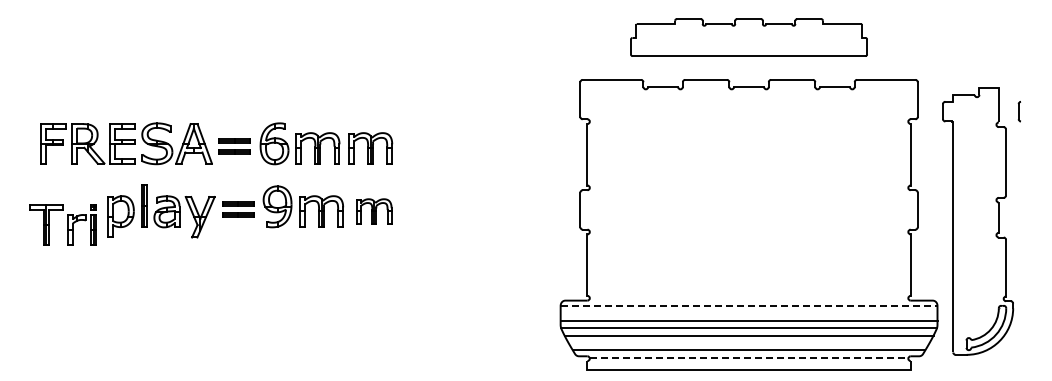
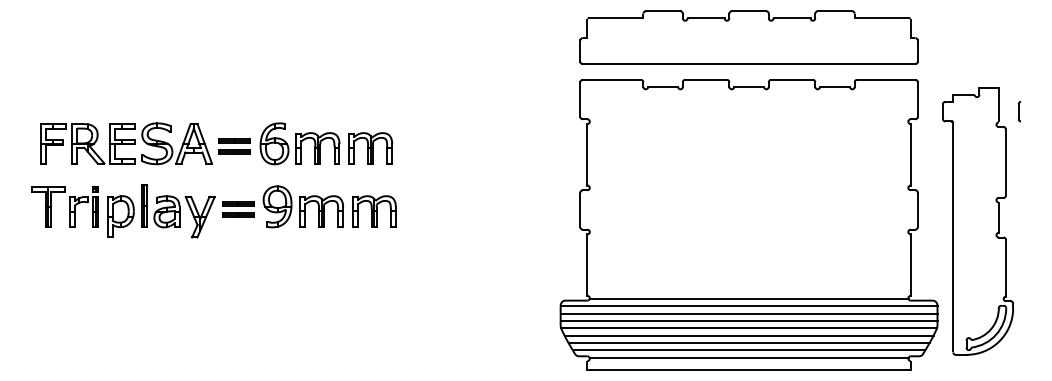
part size: 238x39 px -> 340x55 px (748, 37)
part size: 37x27 px -> 45x33 px (374, 211)
part position: (62, 224) -> (64, 206) (64, 206)
line: none -> present (748, 299)
line: dashed -> solid (749, 306)
line: none -> present (748, 313)
line: none -> present (748, 343)
line: dashed -> solid (749, 357)
